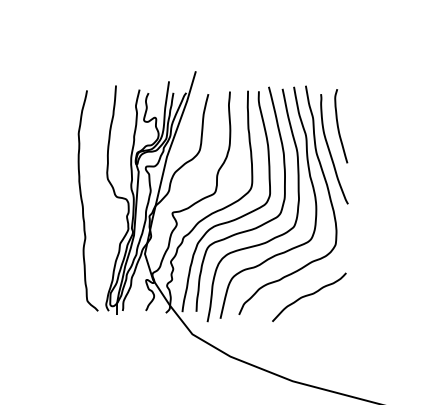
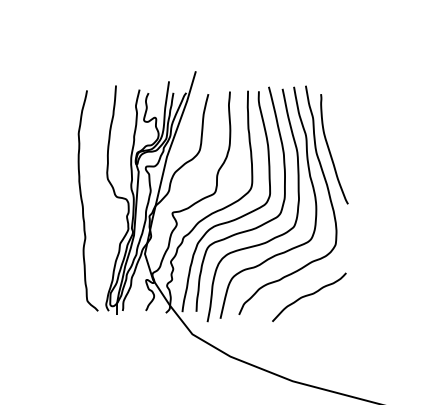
curve: present -> none (339, 128)
